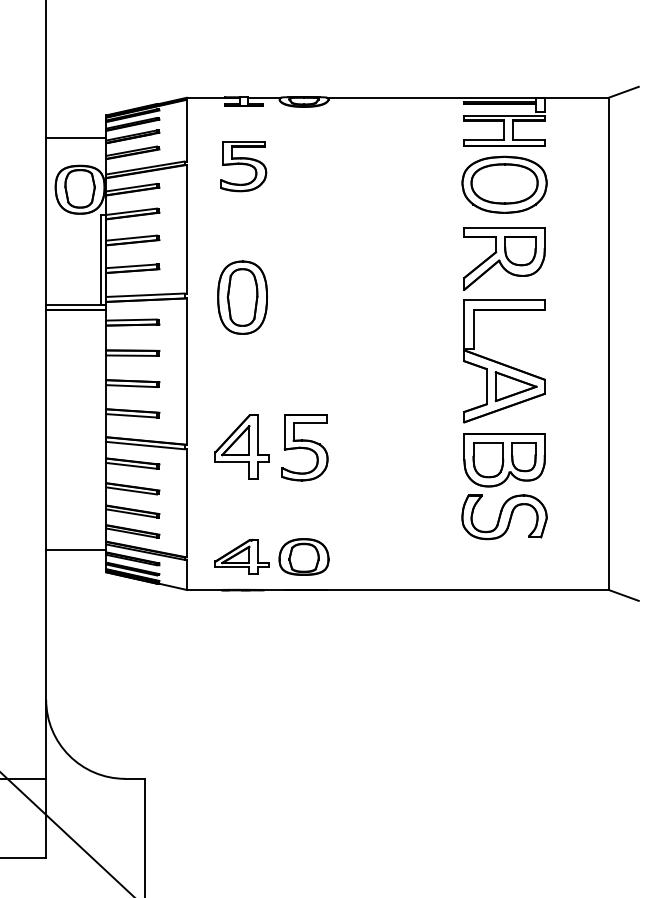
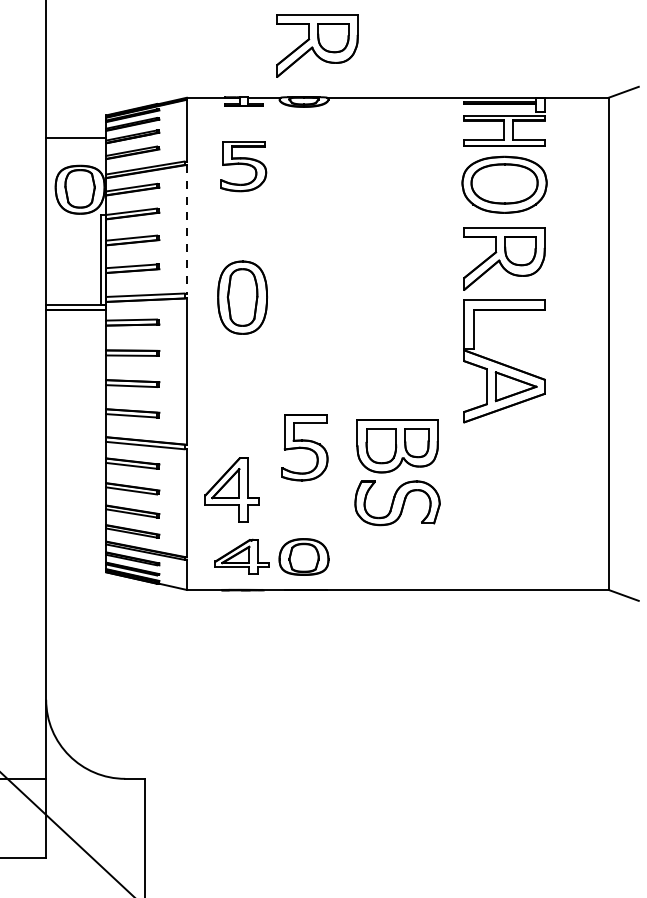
part: none -> present (317, 45)
line: solid -> dashed (186, 229)
part position: (241, 446) -> (231, 489) (231, 489)
part position: (504, 486) -> (397, 472) (397, 472)
line: present -> none (76, 549)
